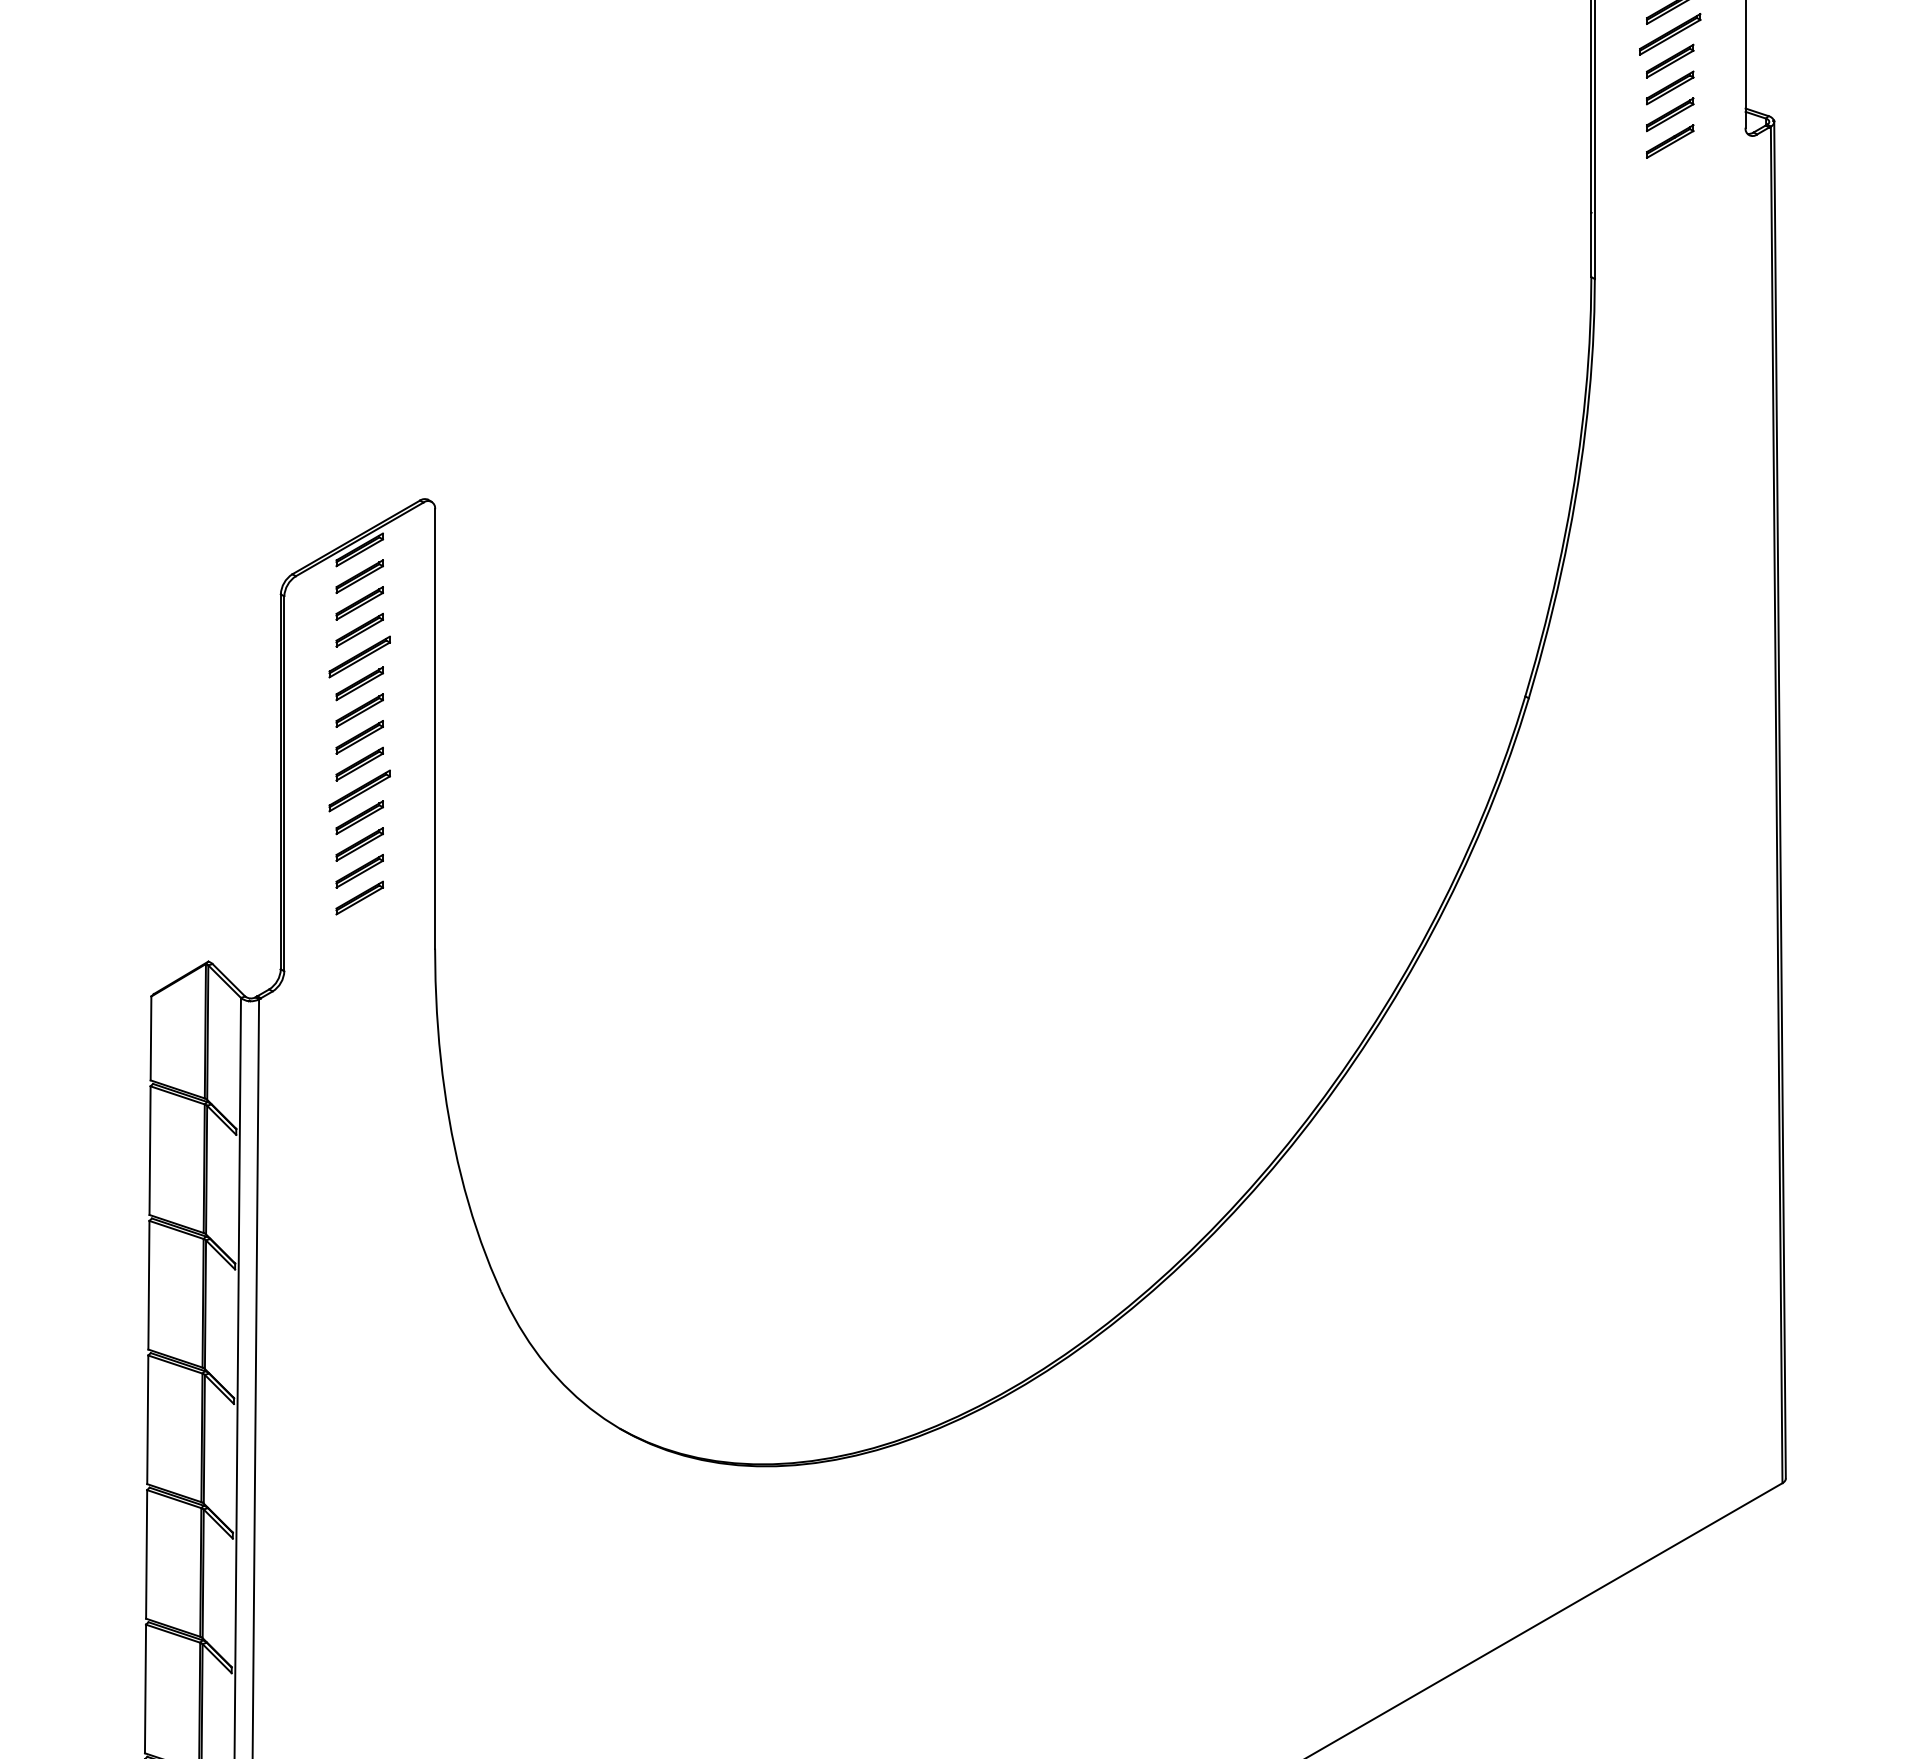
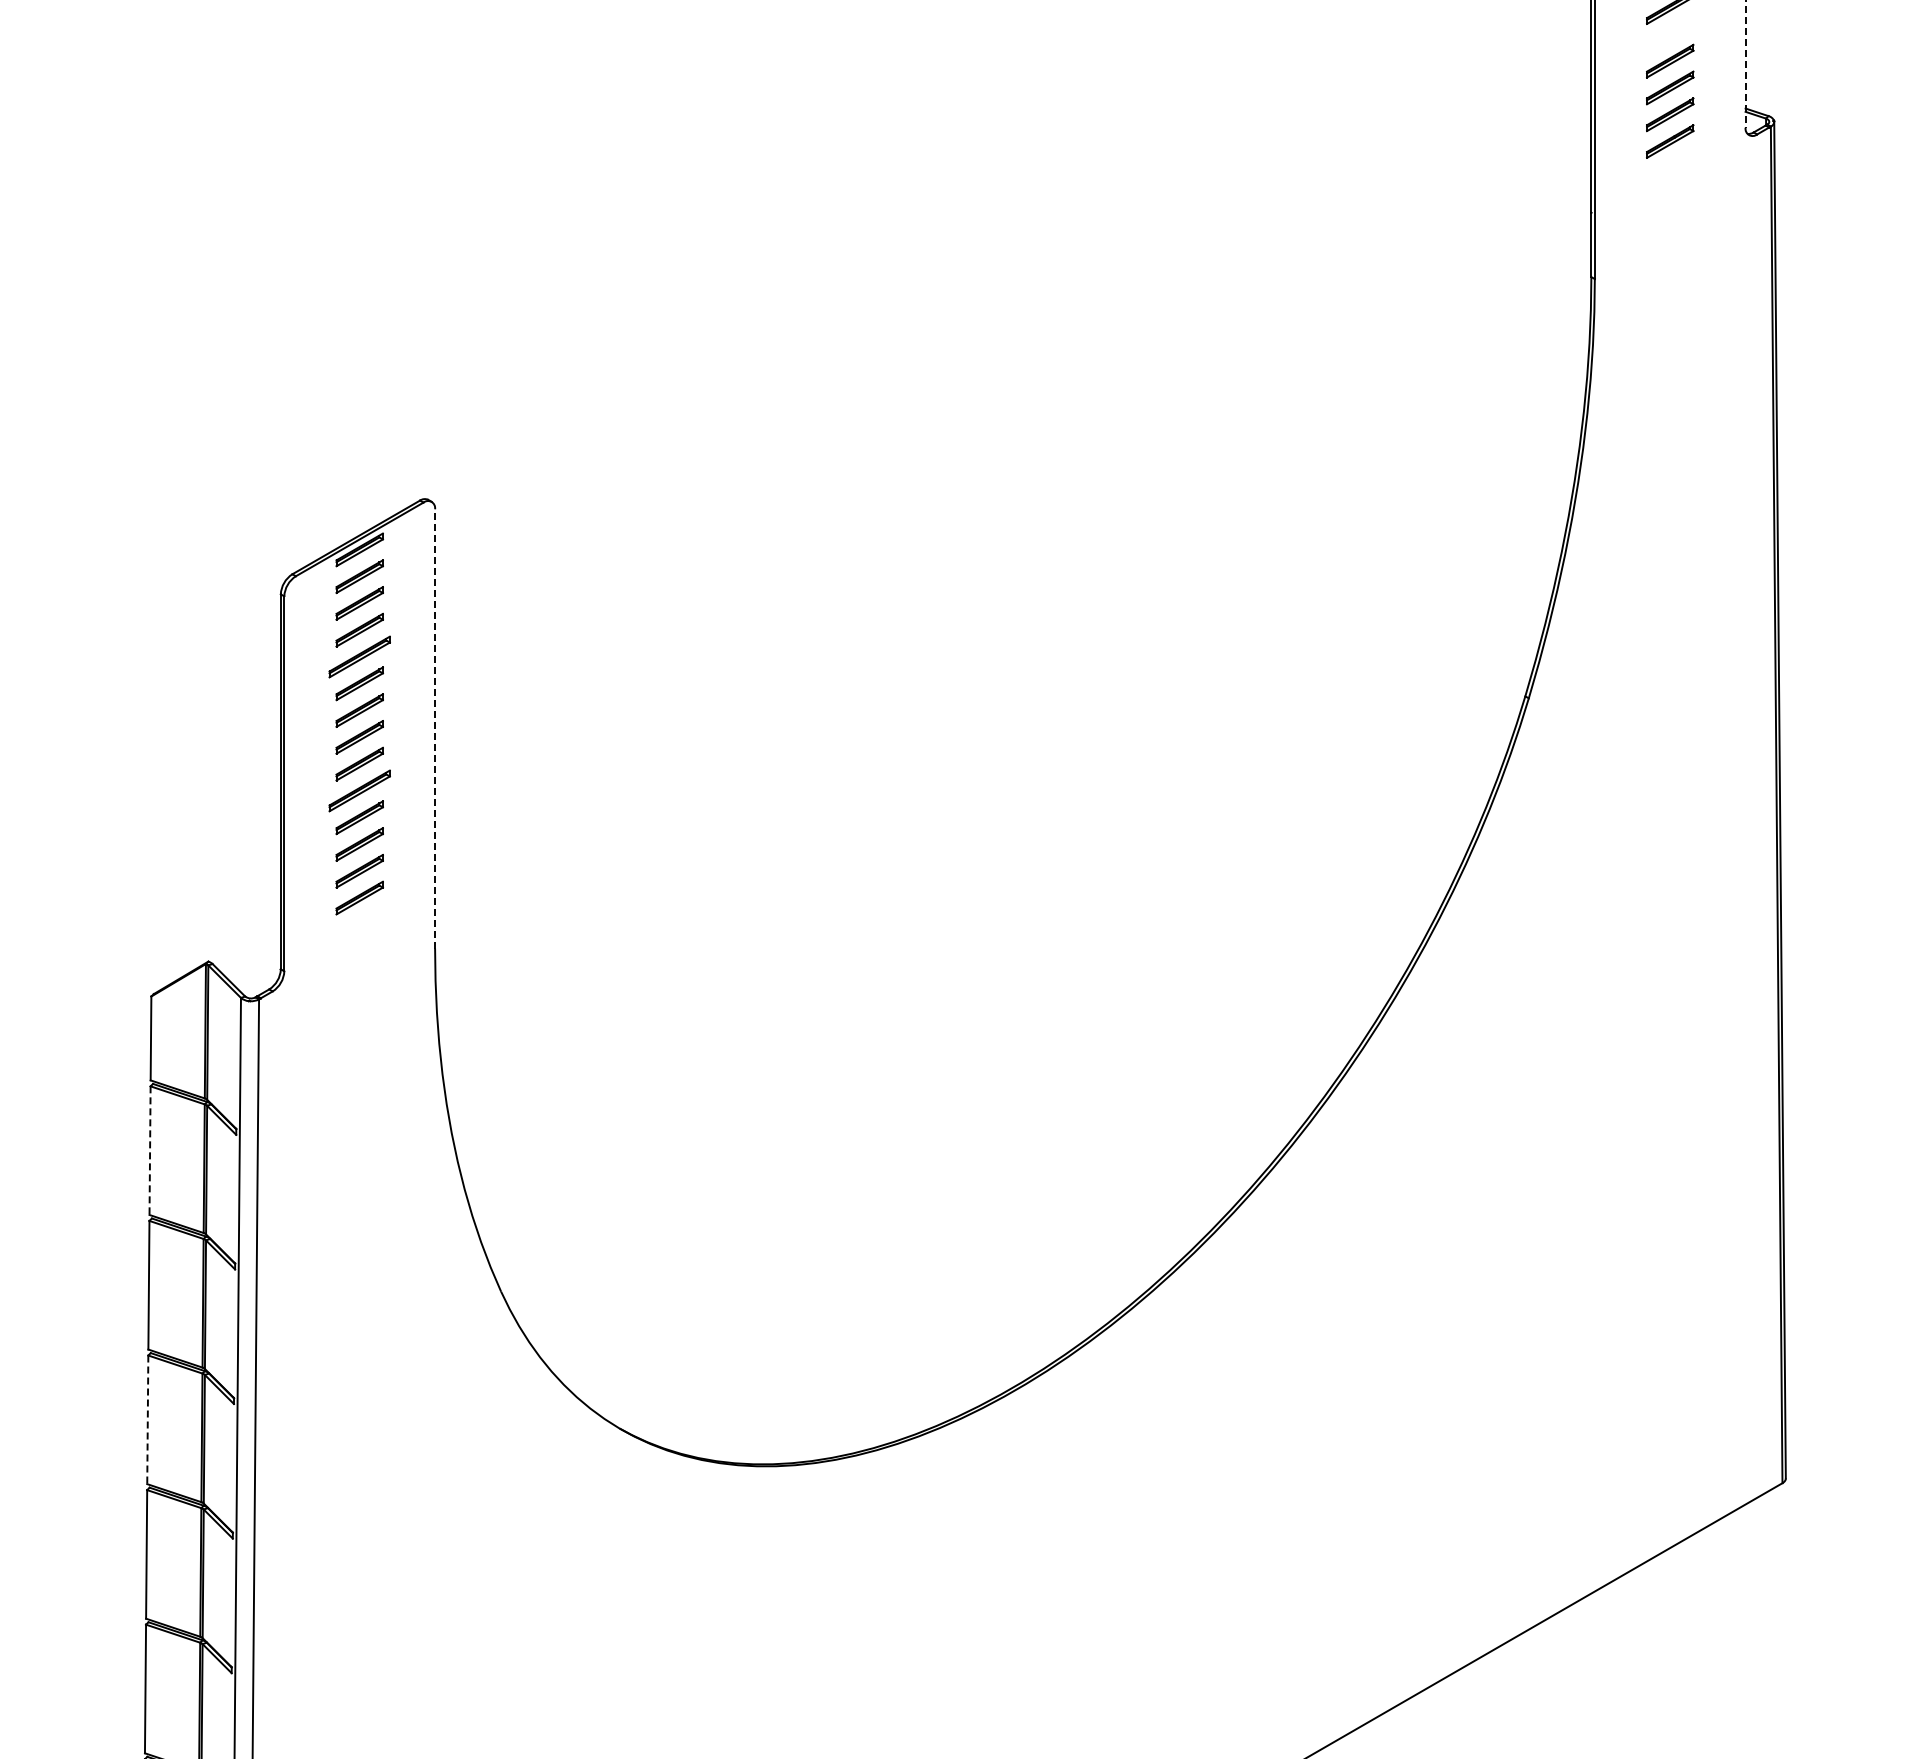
part: present -> none (1670, 34)
line: solid -> dashed (1745, 64)
line: solid -> dashed (435, 728)
line: solid -> dashed (150, 1151)
line: solid -> dashed (147, 1420)
